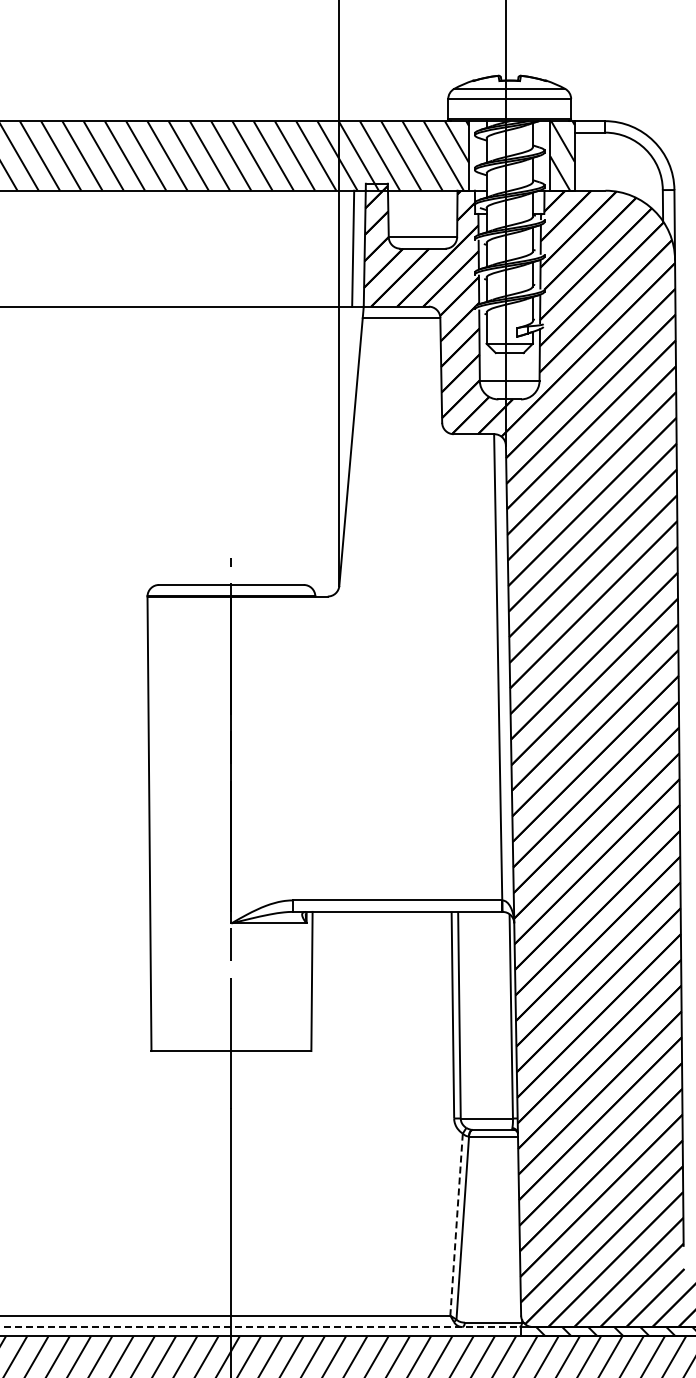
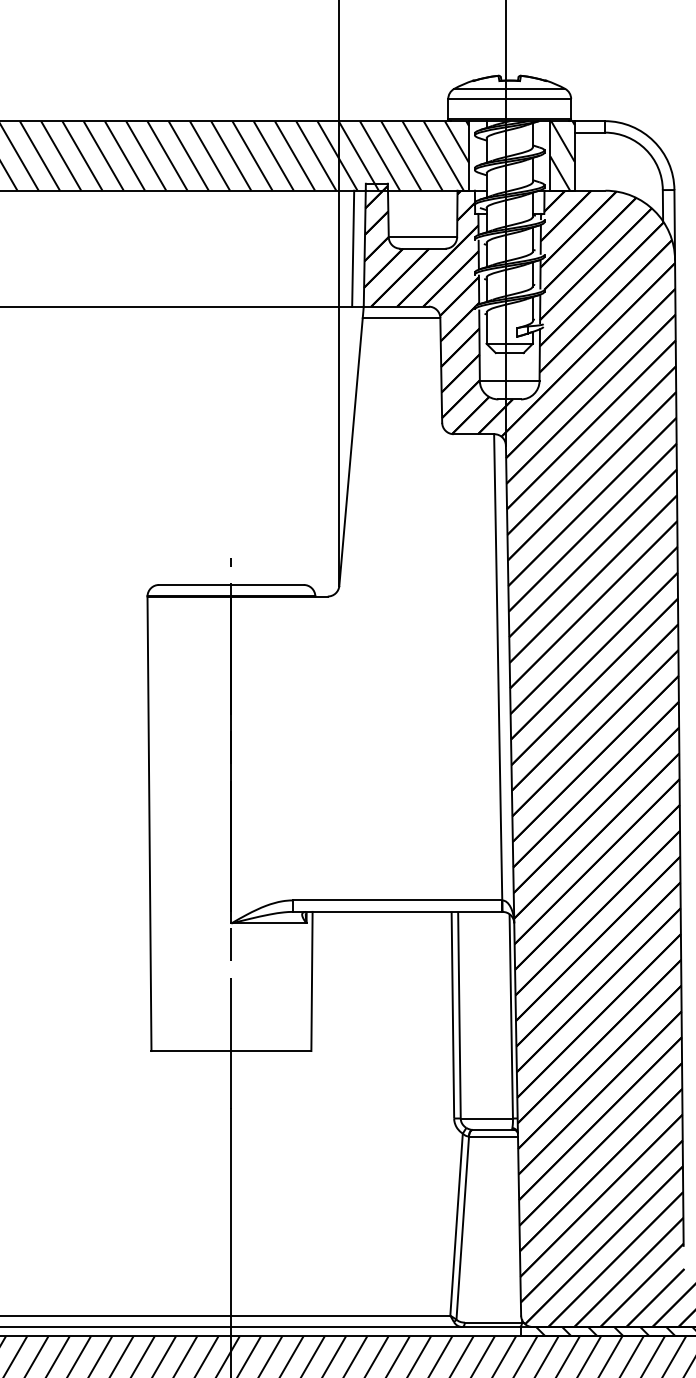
line: dashed -> solid (456, 1225)
line: dashed -> solid (261, 1327)
